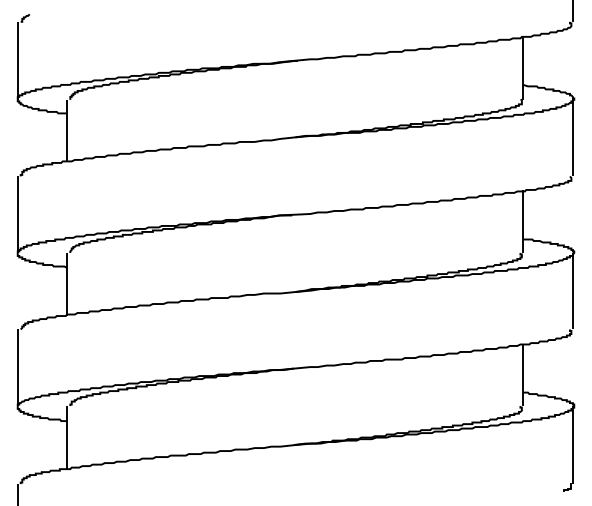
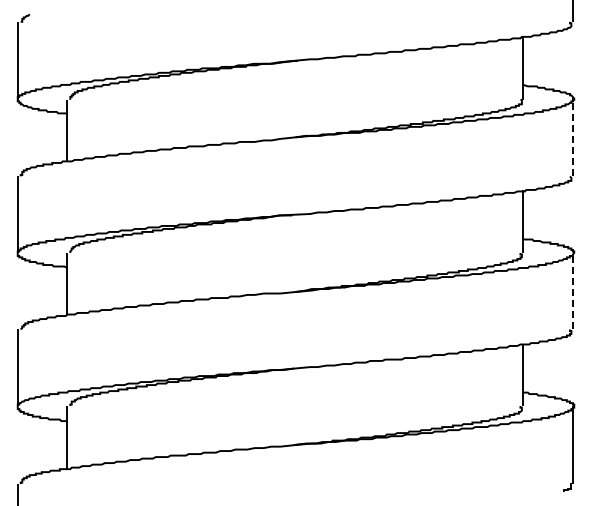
line: solid -> dashed (572, 137)
line: solid -> dashed (572, 290)
